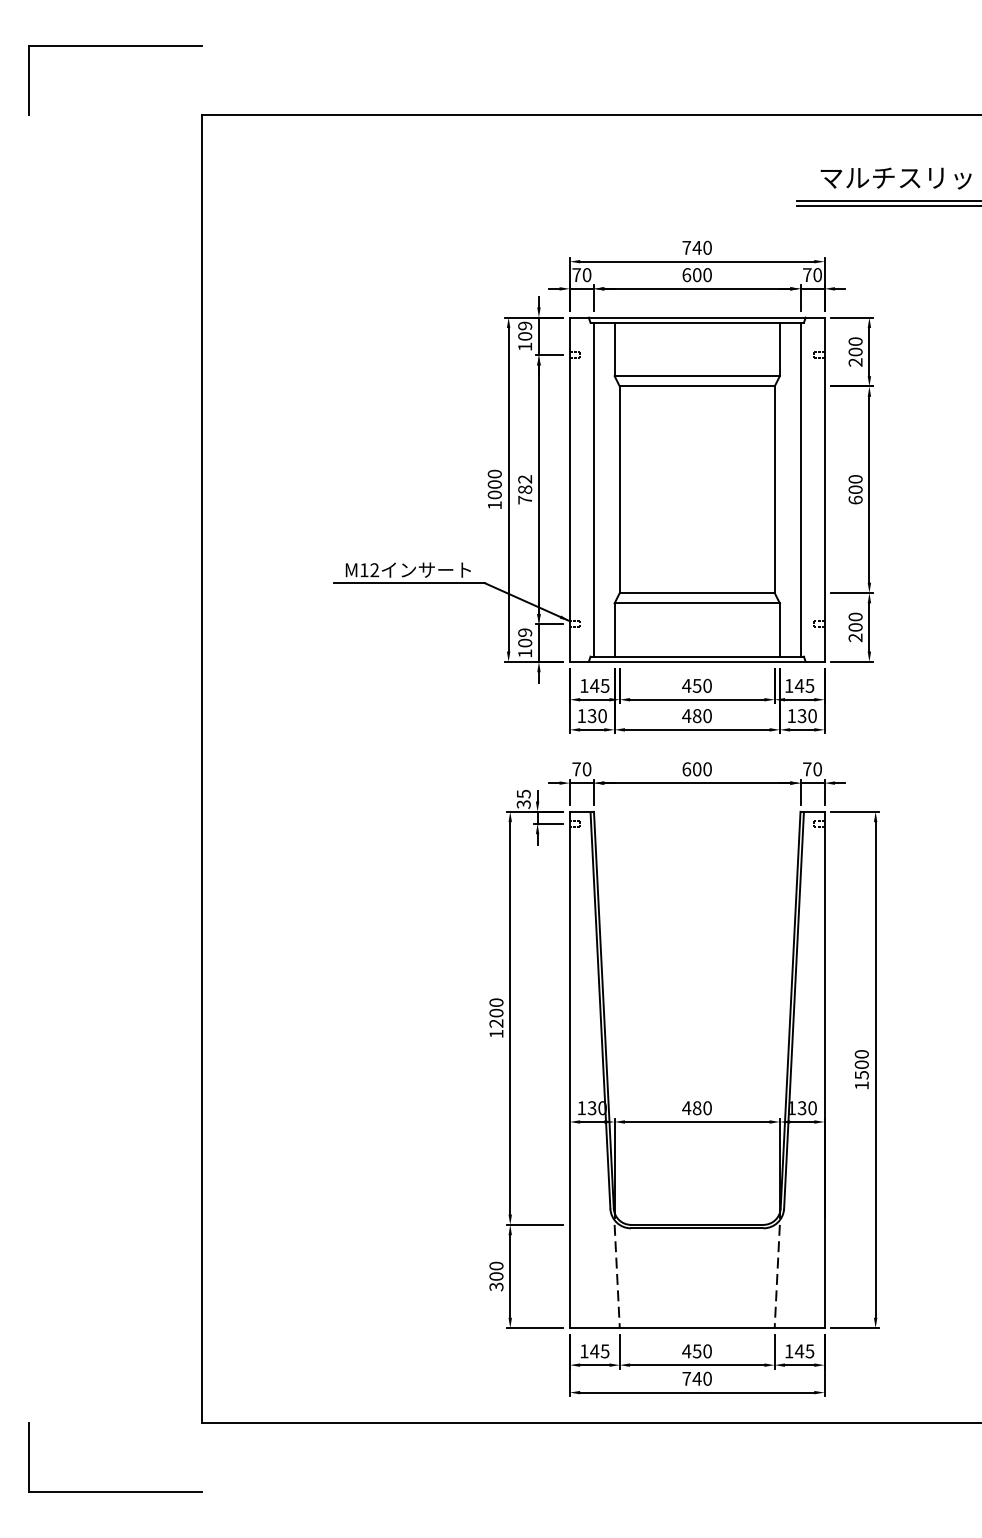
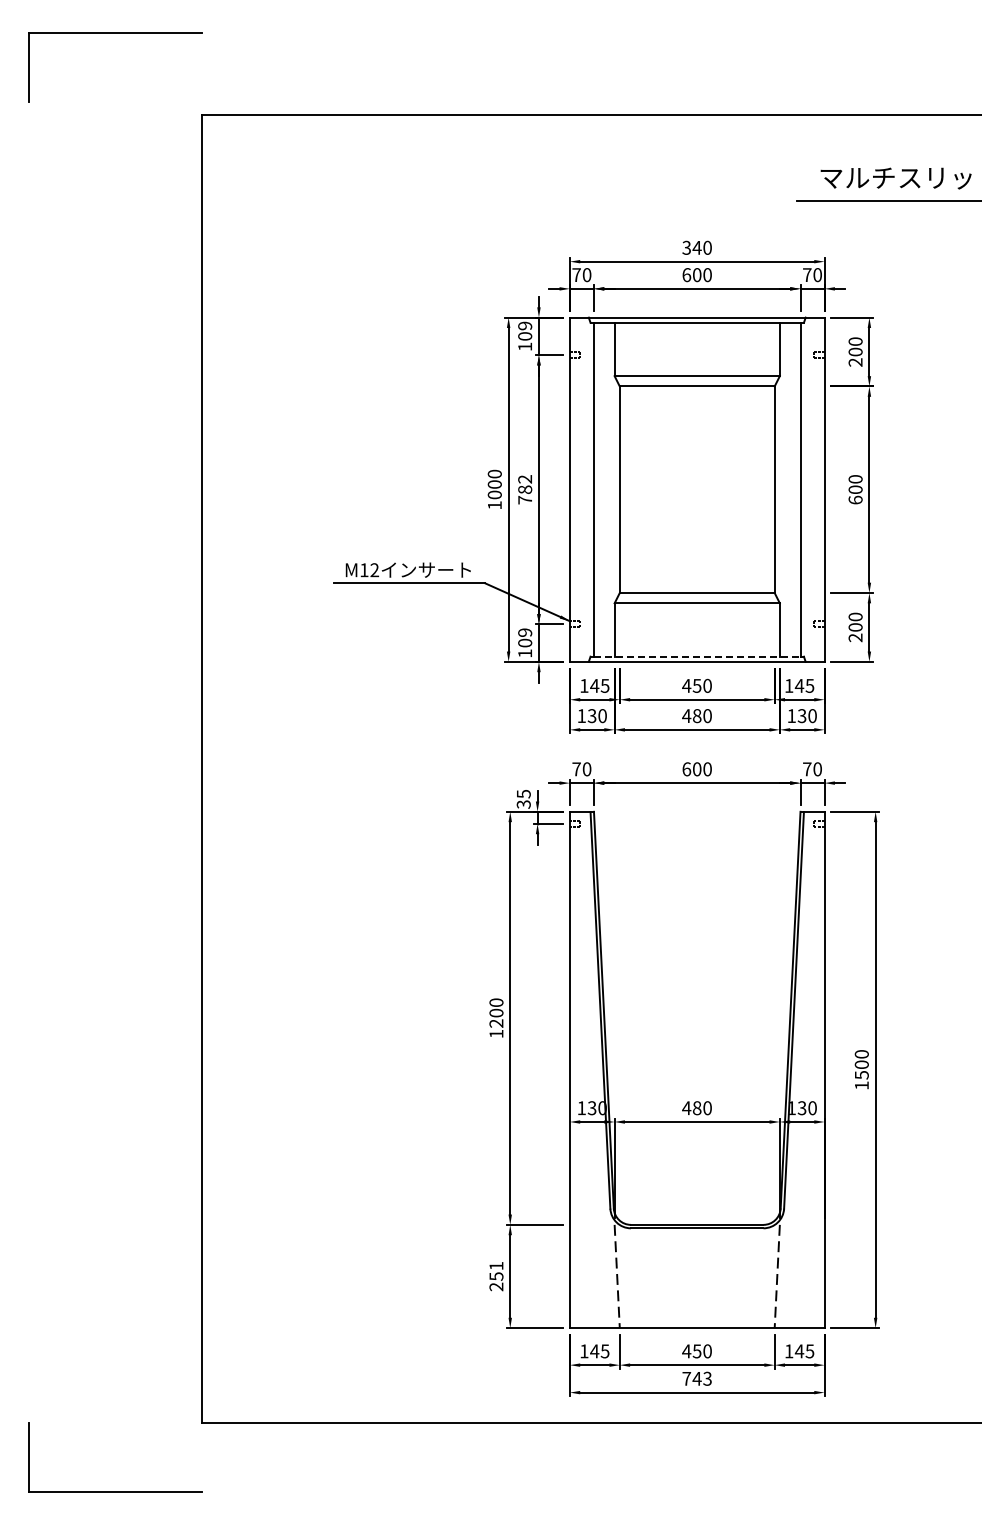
part position: (115, 46) -> (115, 33) (115, 33)
line: present -> none (887, 206)
text: 740 -> 340 (686, 247)
line: solid -> dashed (697, 656)
text: 300 -> 251 (496, 1276)
text: 740 -> 743 (707, 1378)
